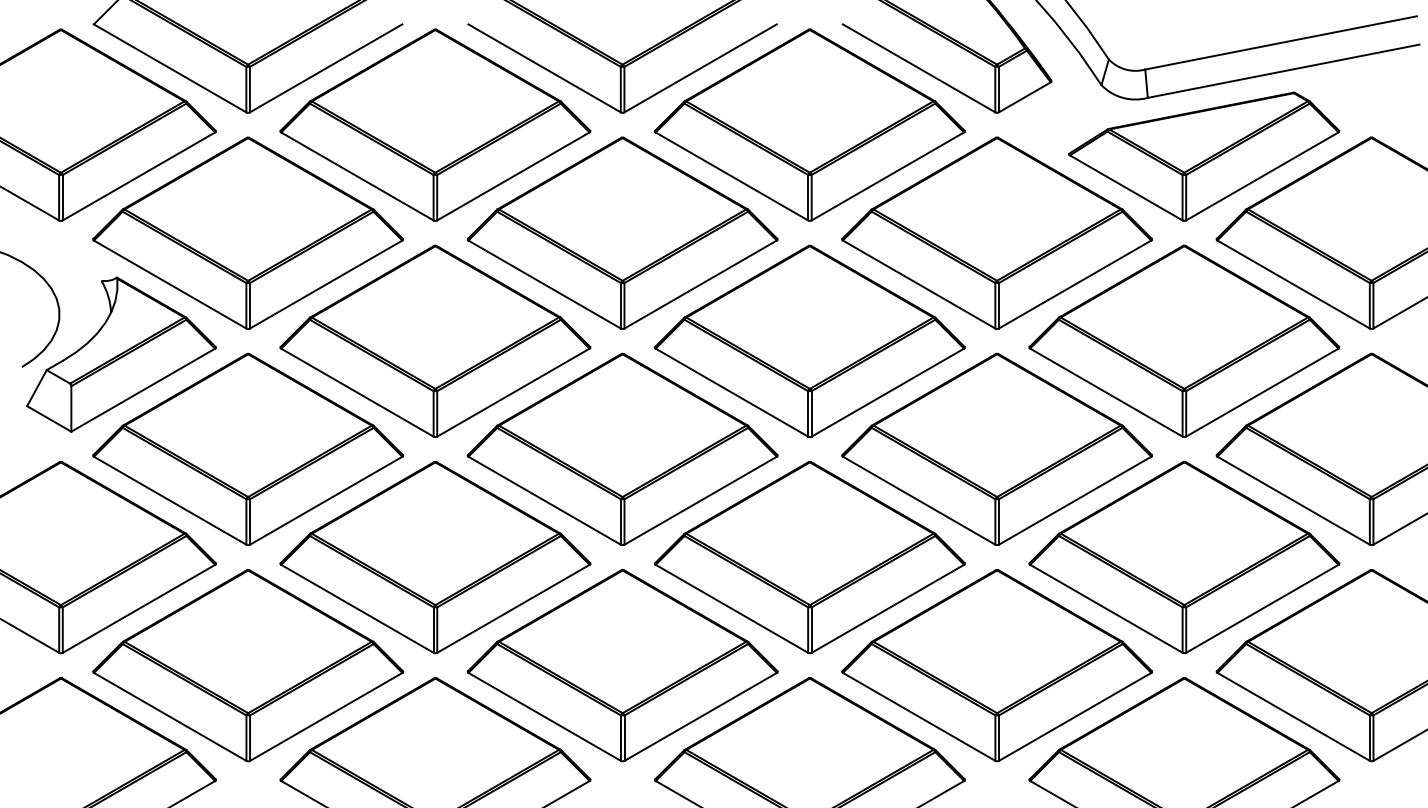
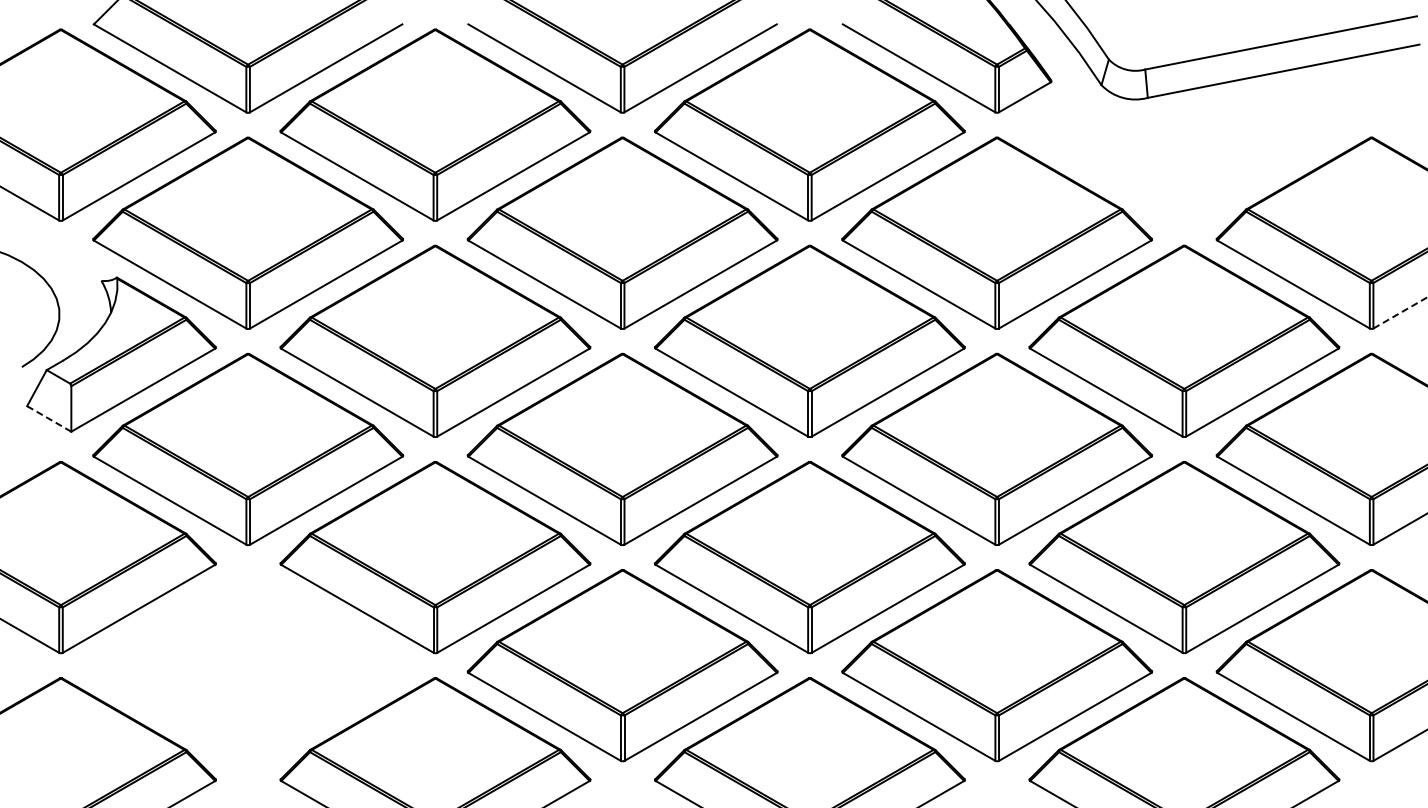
part: present -> none (1204, 156)
line: solid -> dashed (1401, 312)
line: solid -> dashed (49, 418)
part: present -> none (248, 665)
